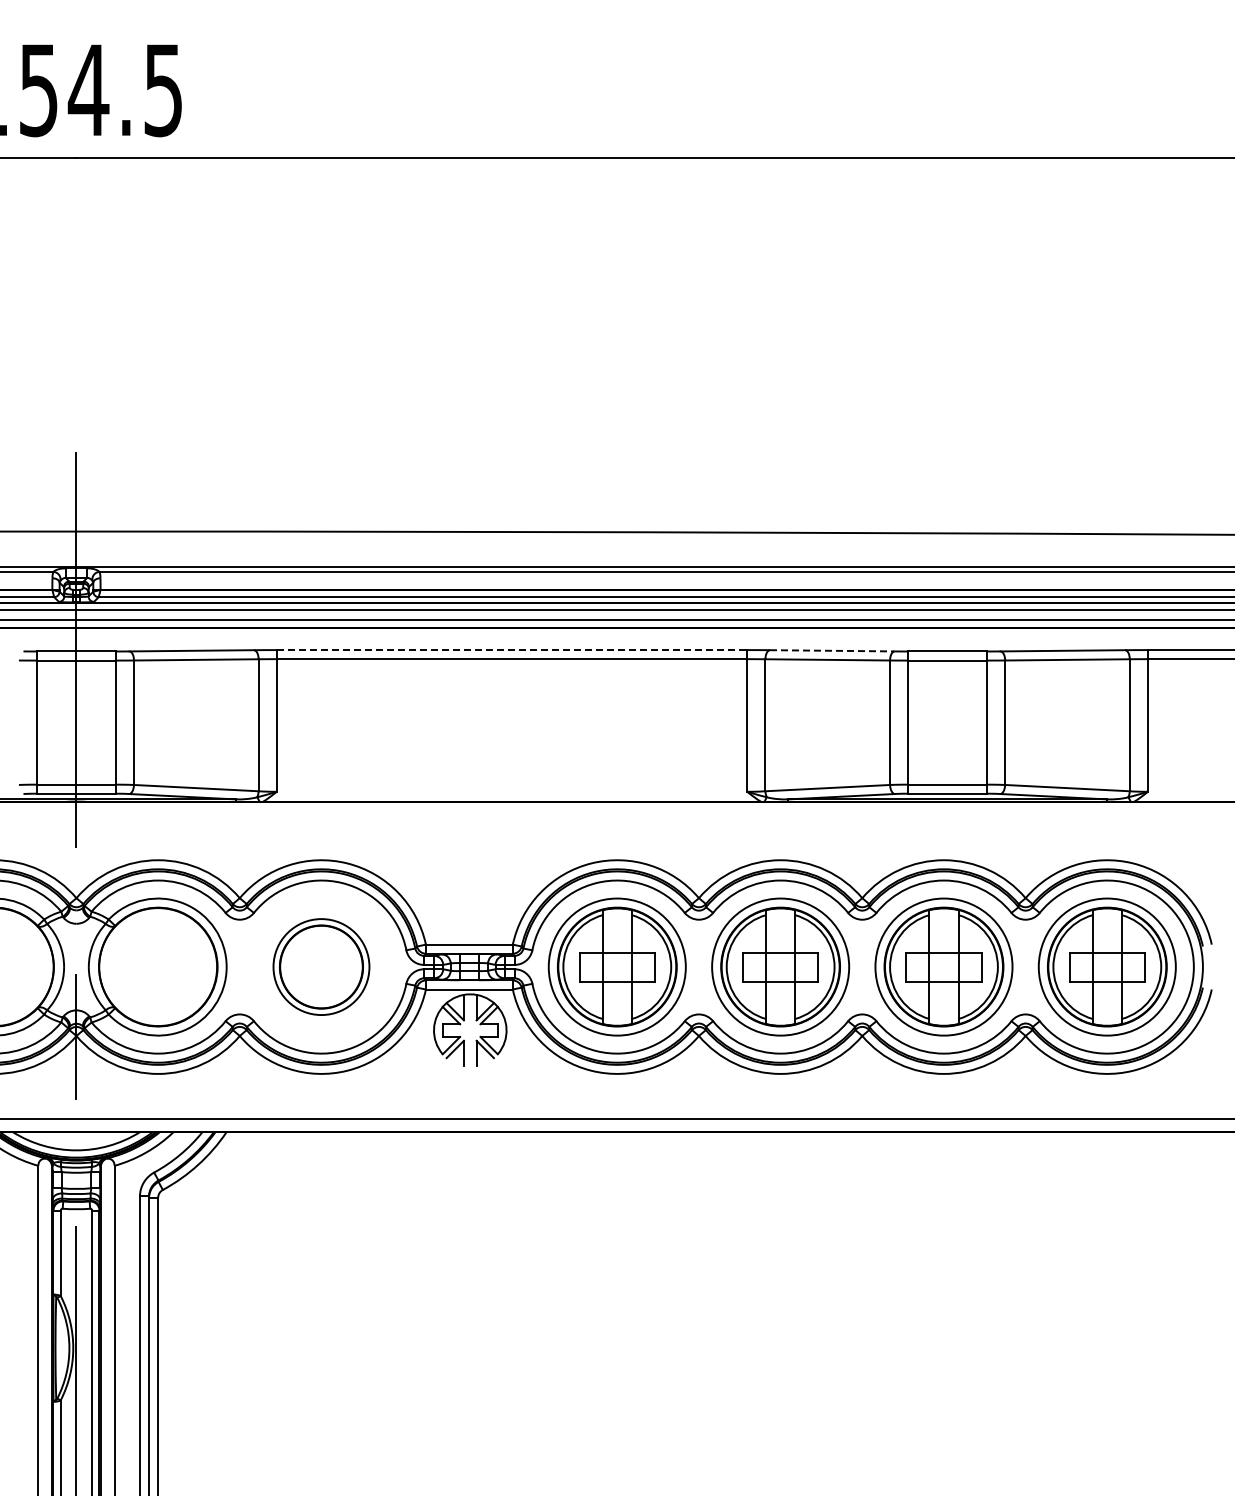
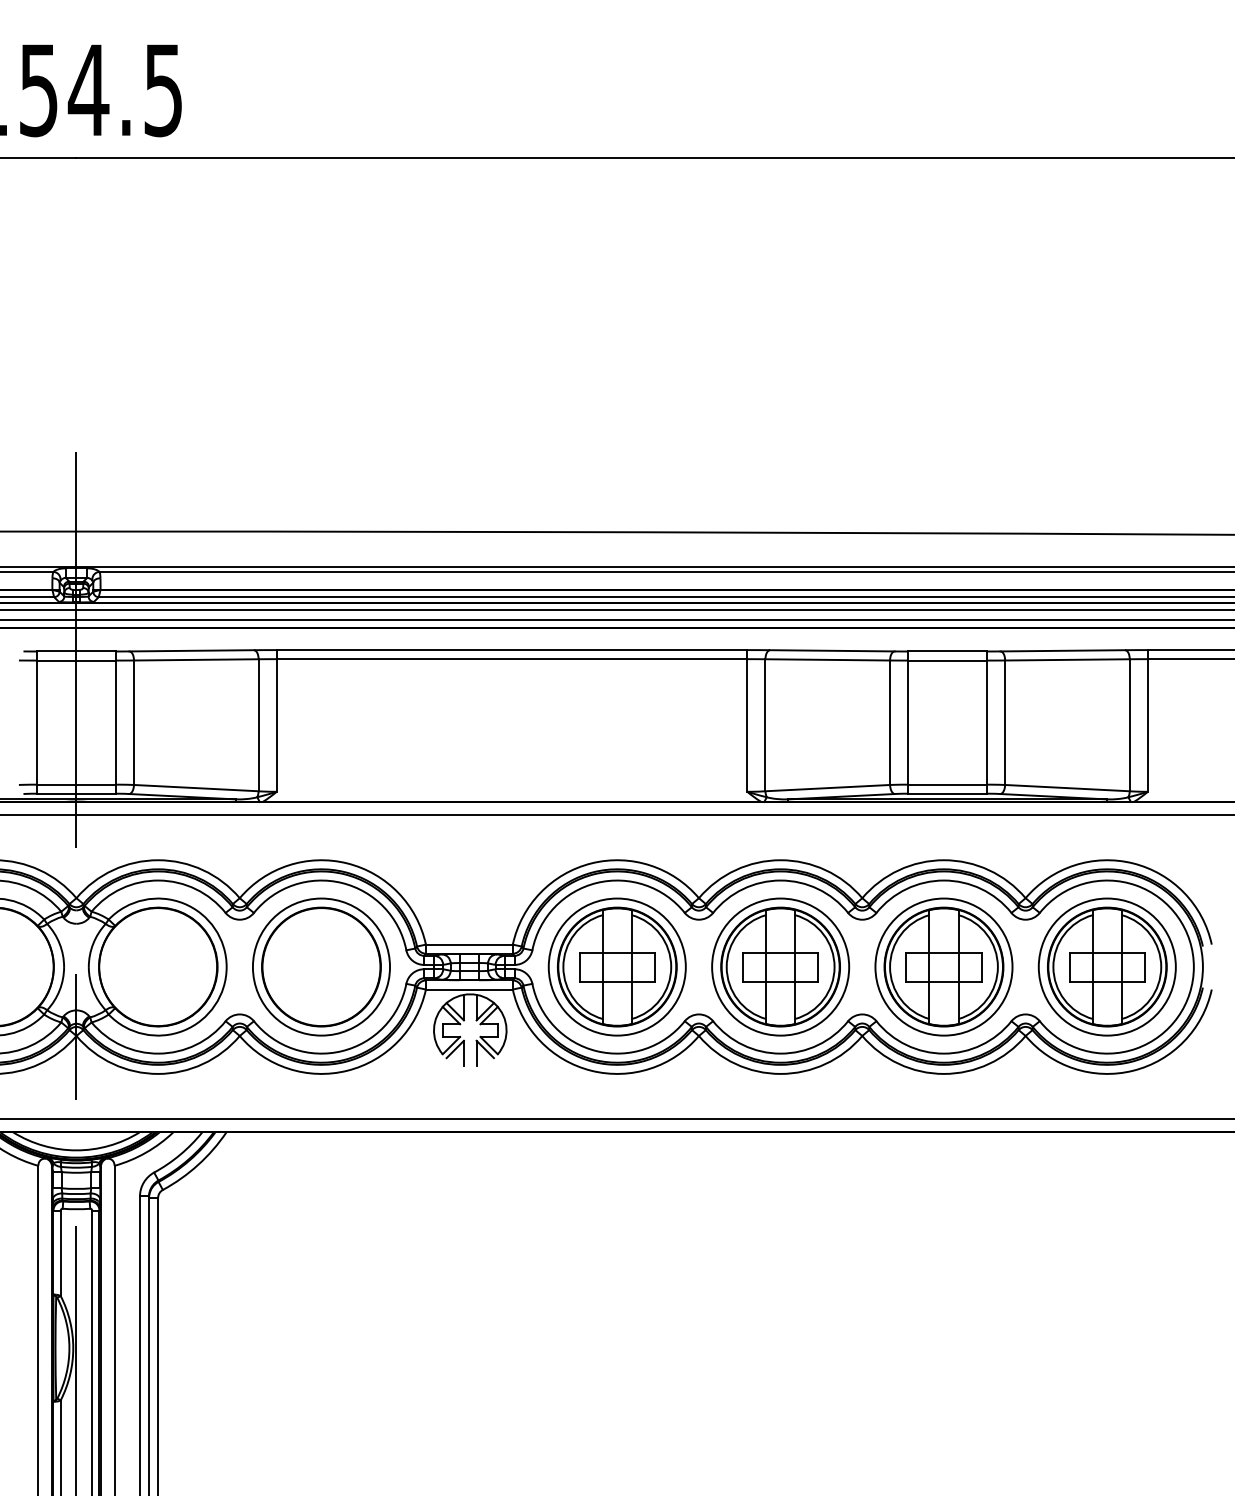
line: dashed -> solid (512, 650)
line: dashed -> solid (832, 650)
line: none -> present (616, 815)
part size: 99x98 px -> 139x140 px (321, 966)
